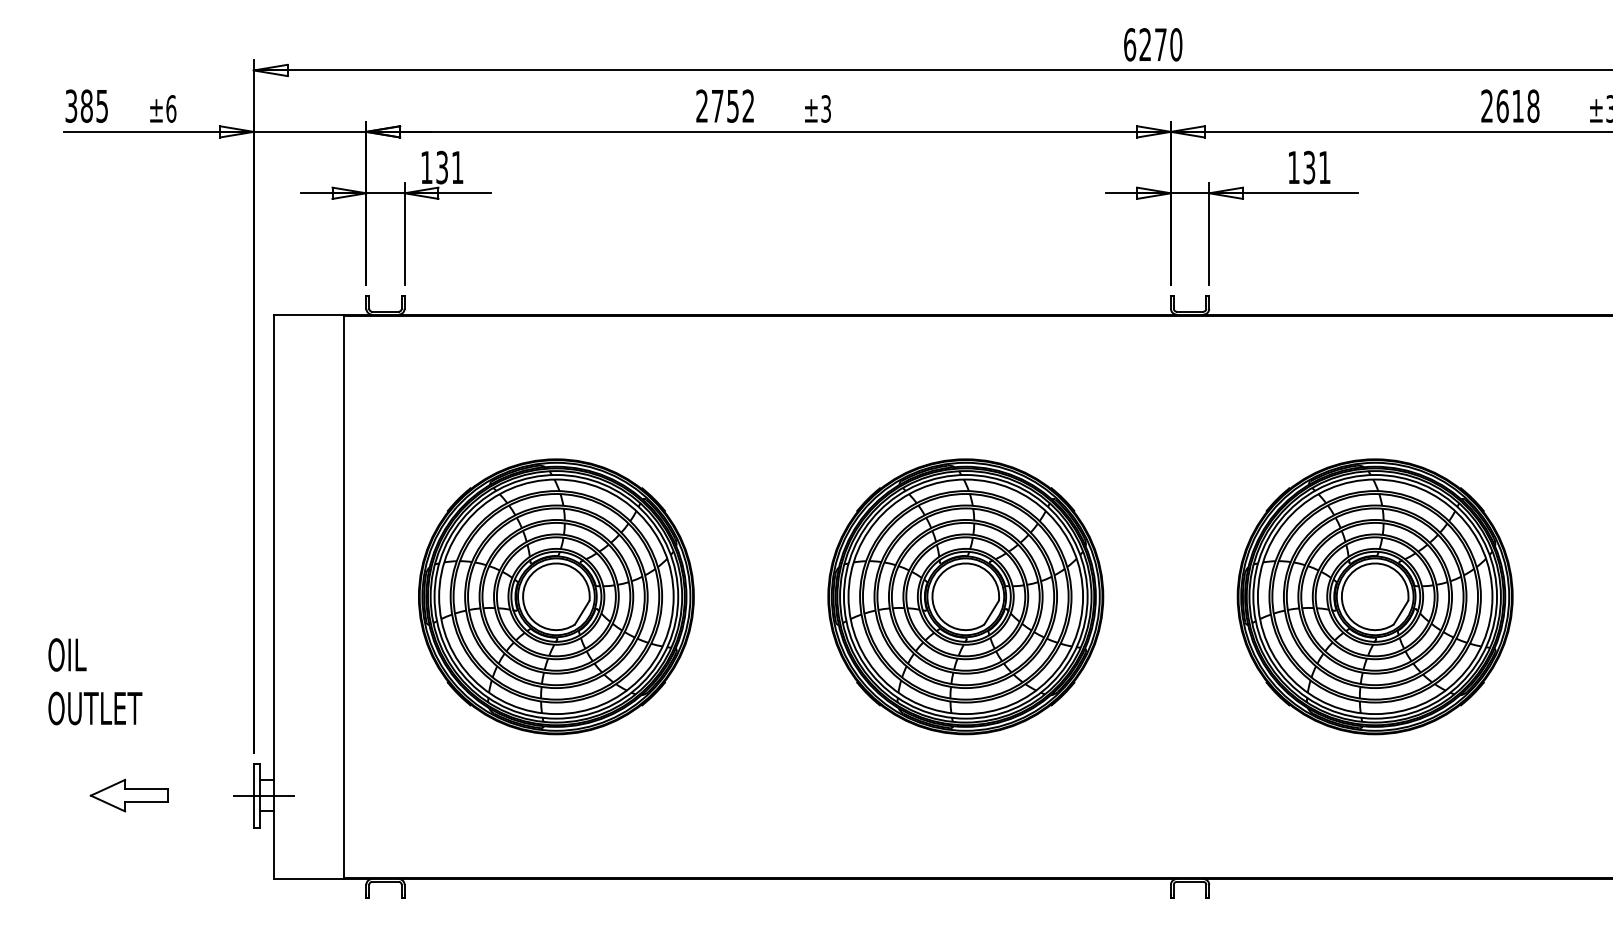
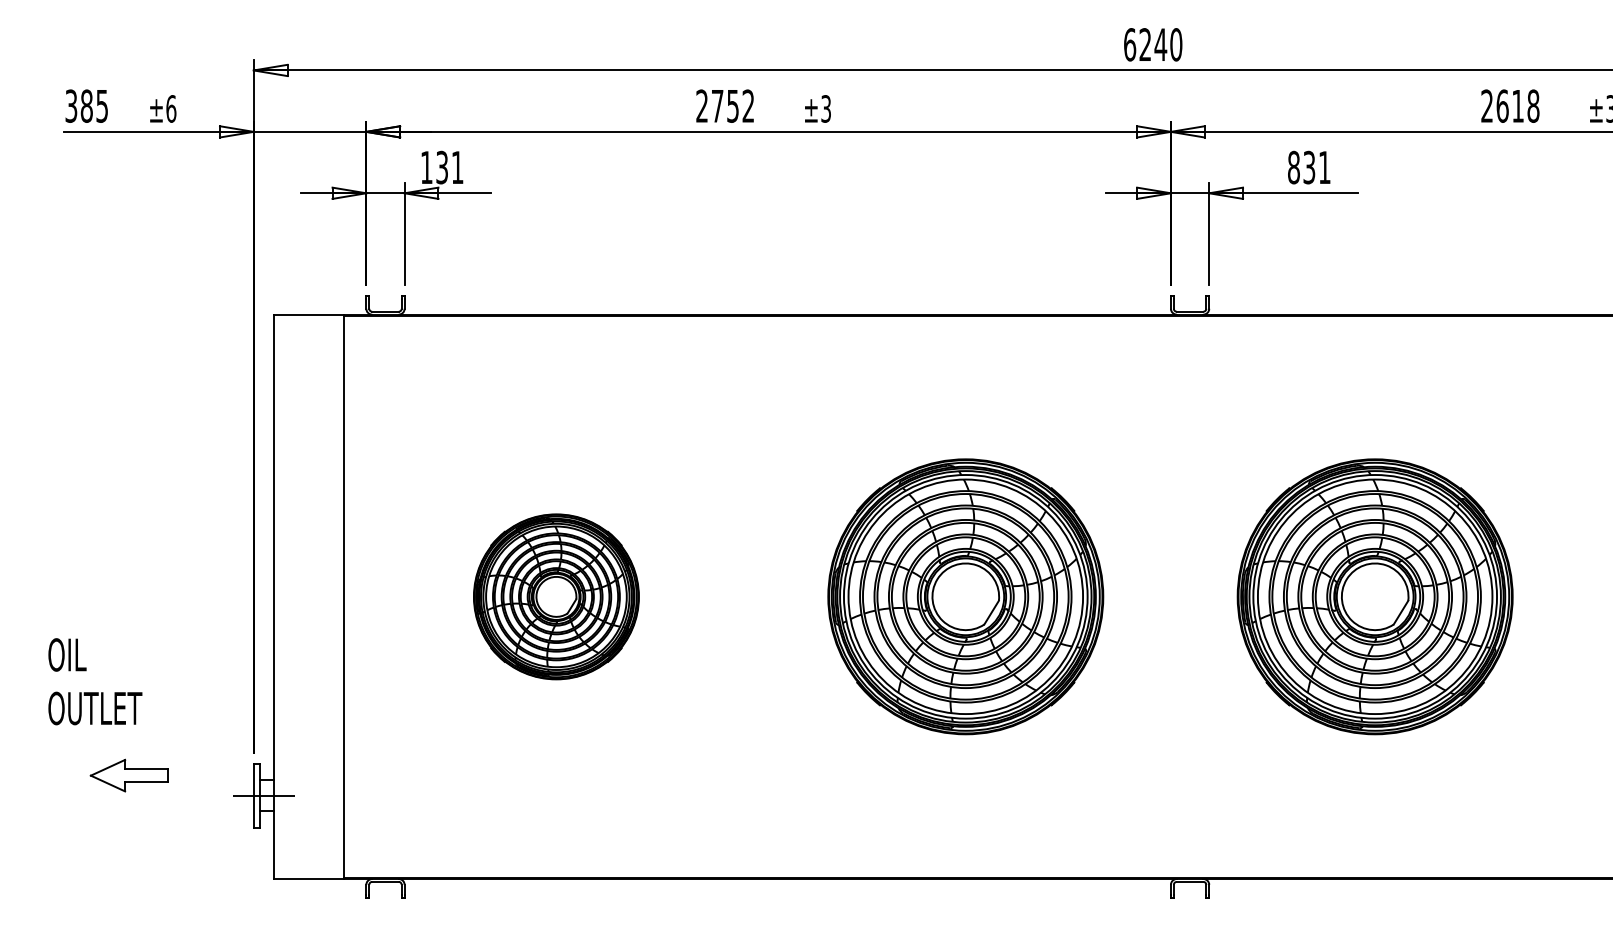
text: 6270 -> 6240 (1160, 44)
text: 131 -> 831 (1293, 167)
part size: 277x278 px -> 167x168 px (556, 596)
part position: (128, 795) -> (128, 775) (128, 775)
